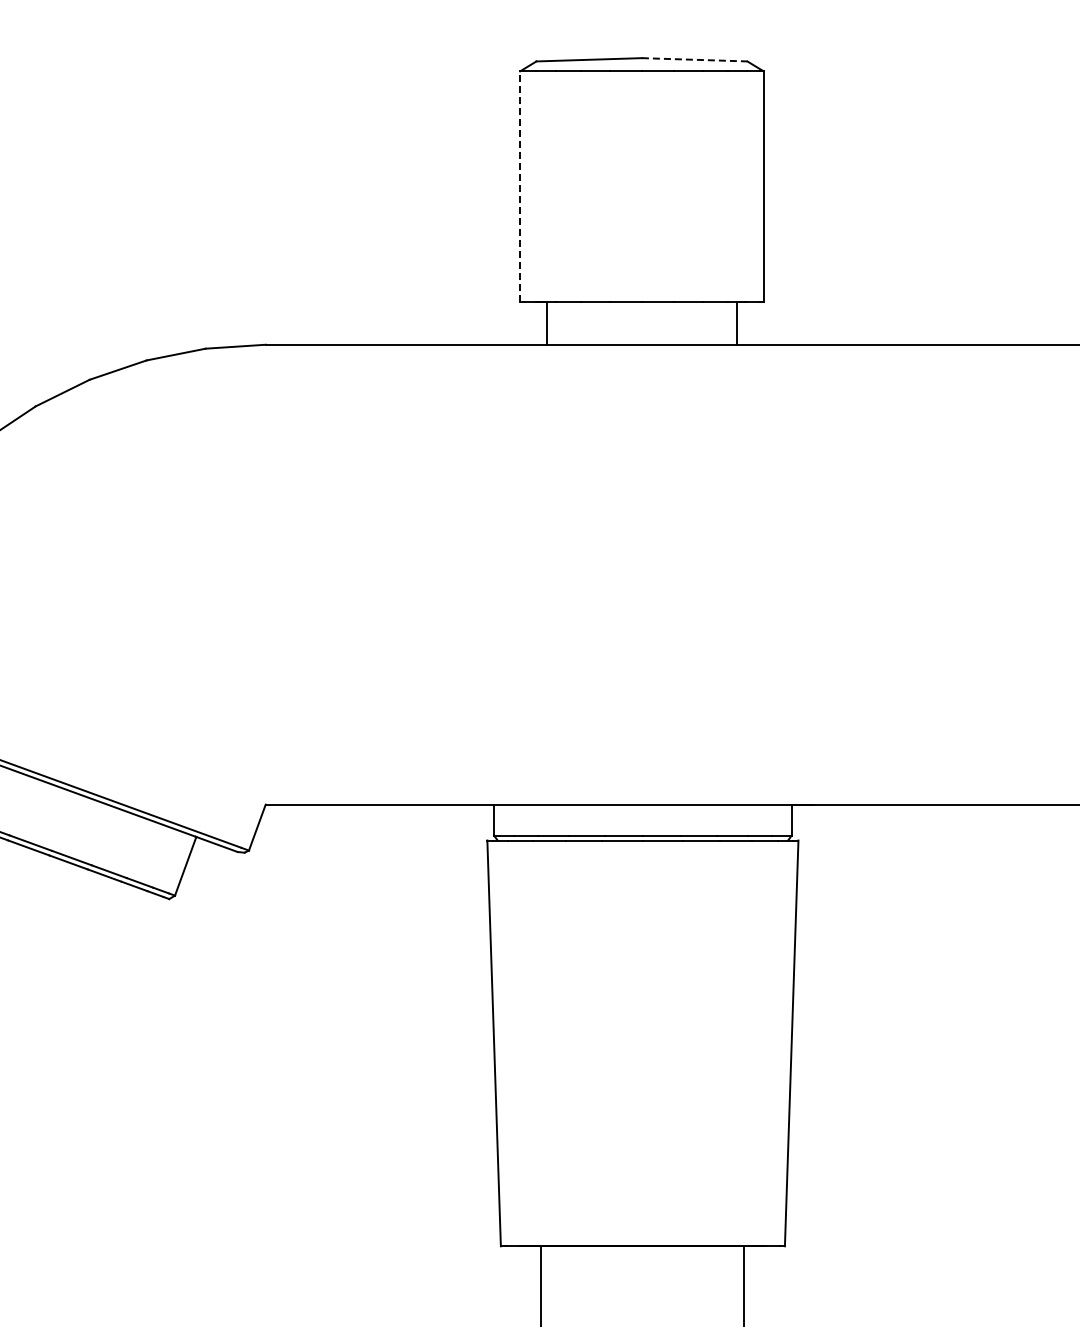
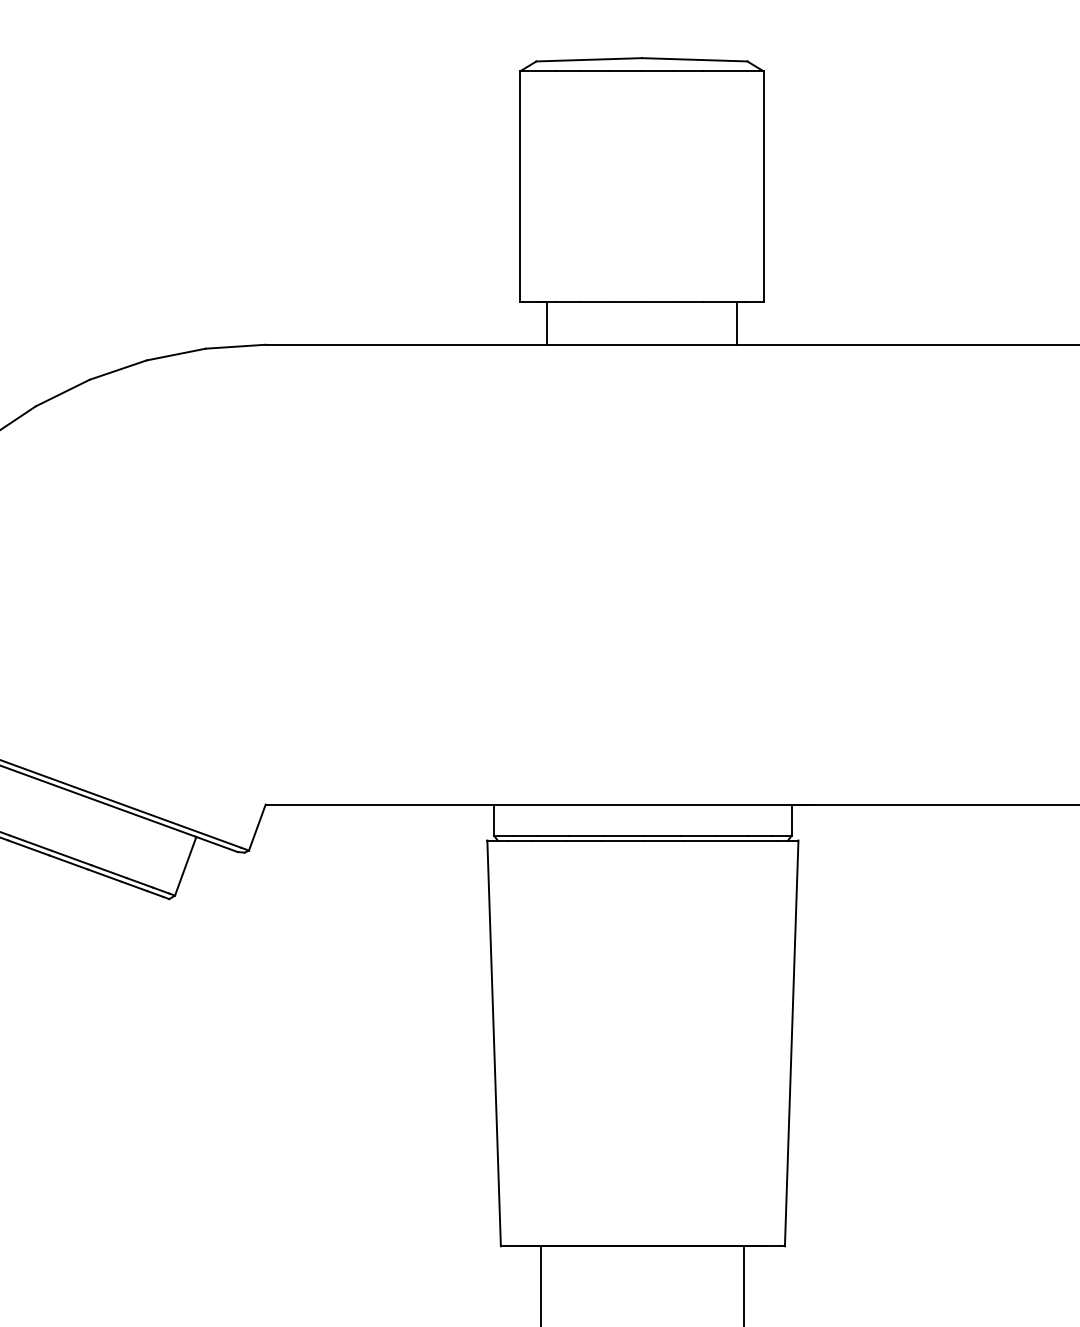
line: dashed -> solid (694, 59)
line: dashed -> solid (520, 185)
